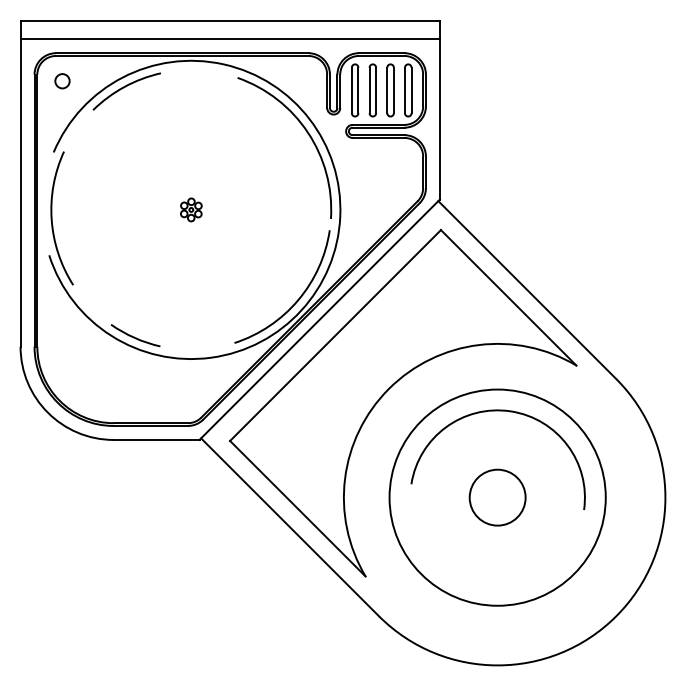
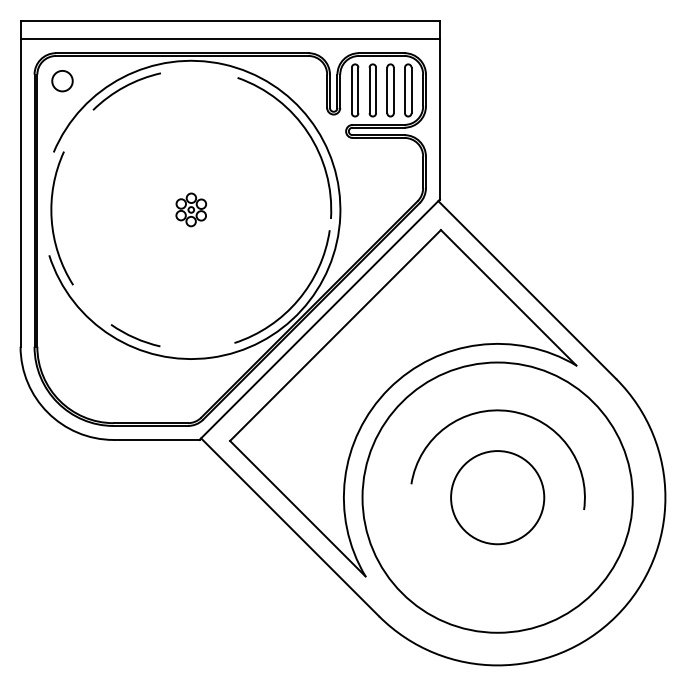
circle size: 17x17 px -> 23x23 px (62, 81)
part size: 23x26 px -> 33x36 px (191, 209)
circle diameter: 216 px -> 270 px (497, 497)
circle diameter: 56 px -> 93 px (497, 497)
